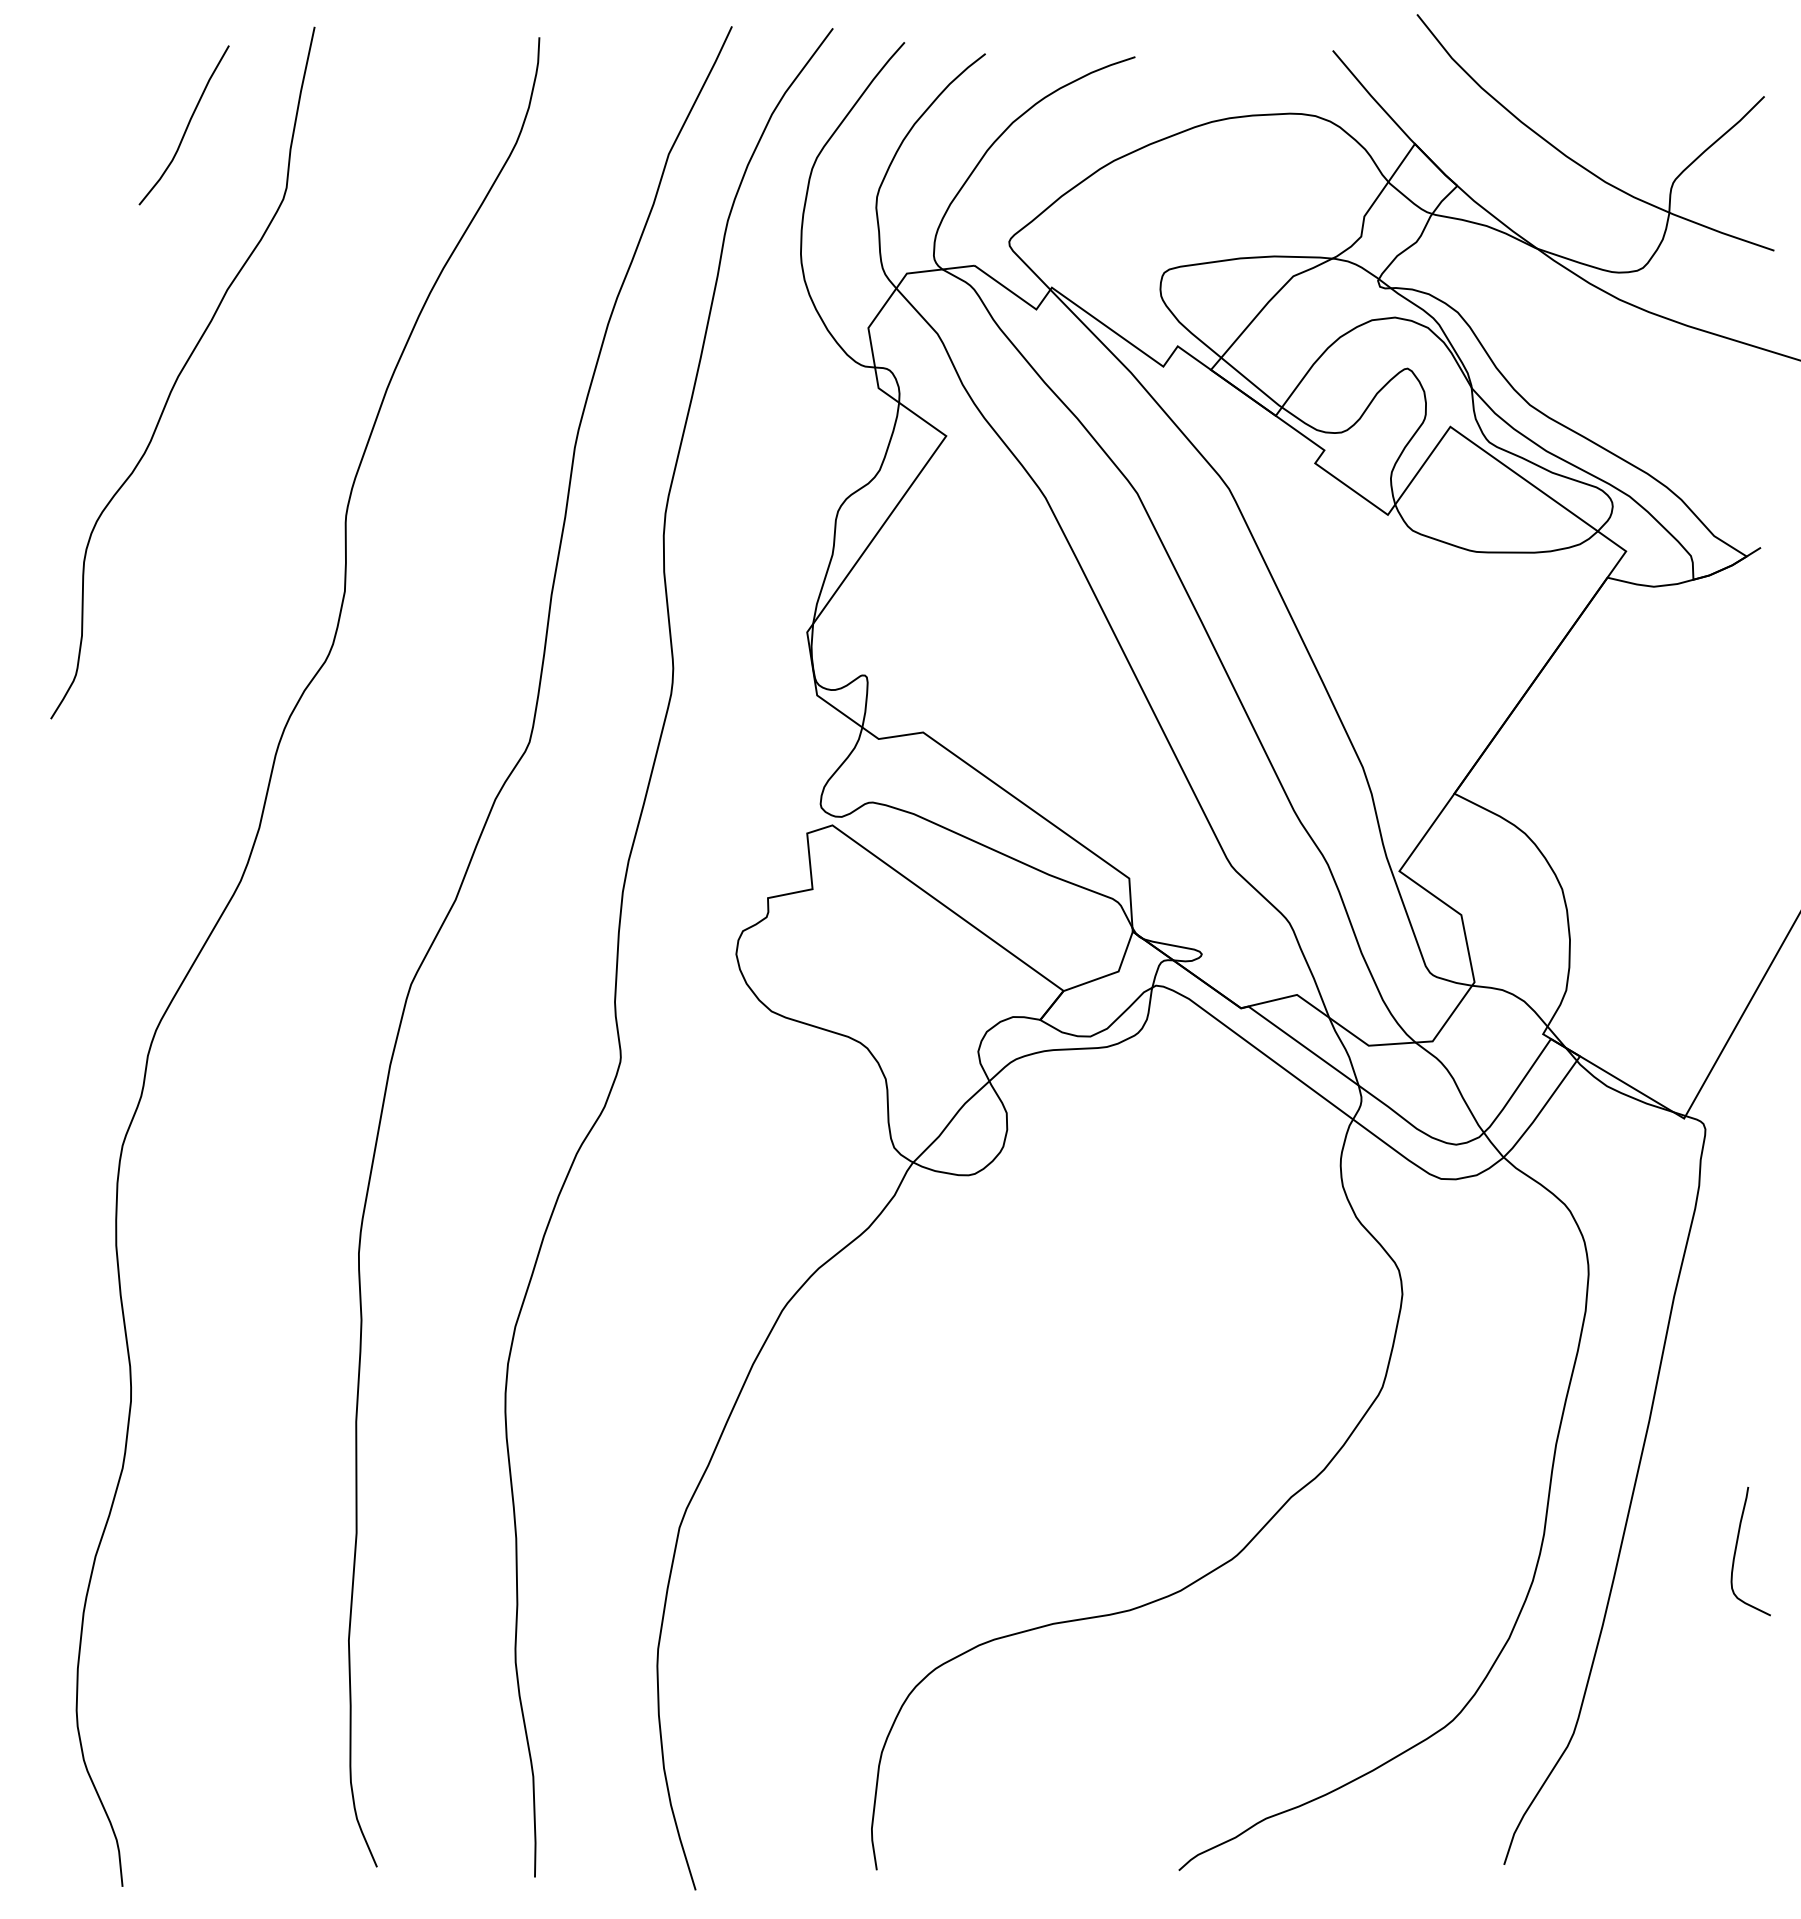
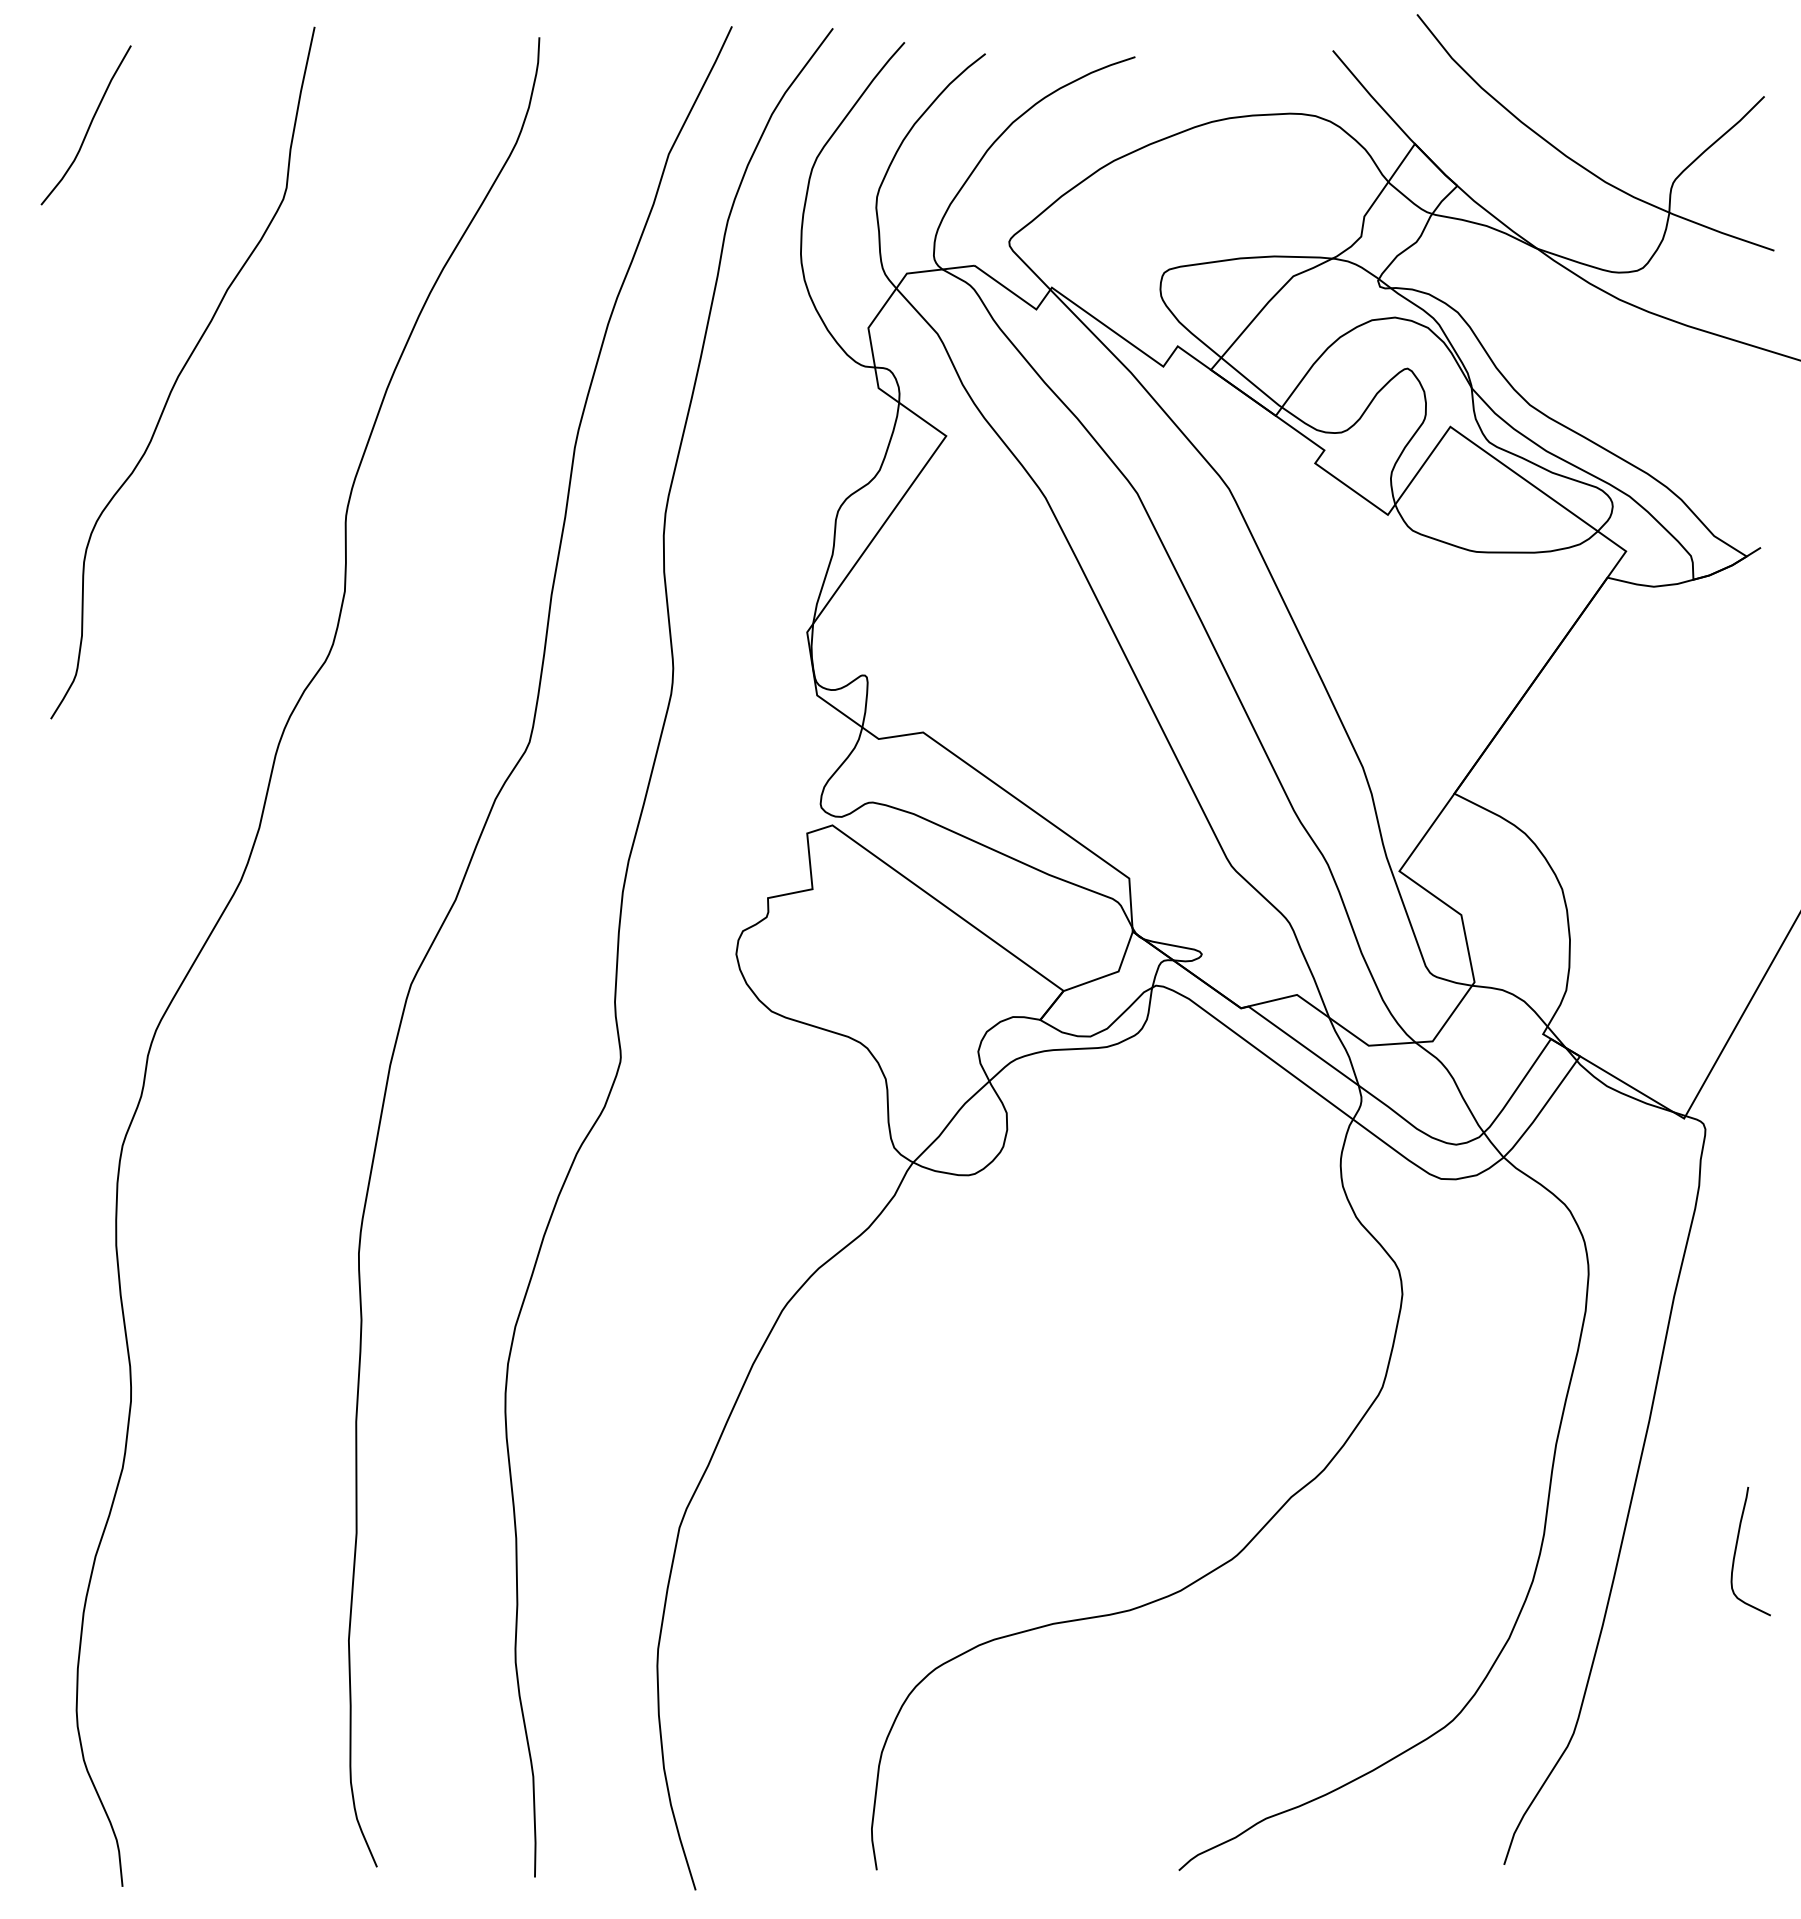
curve position: (186, 126) -> (88, 126) (88, 126)
